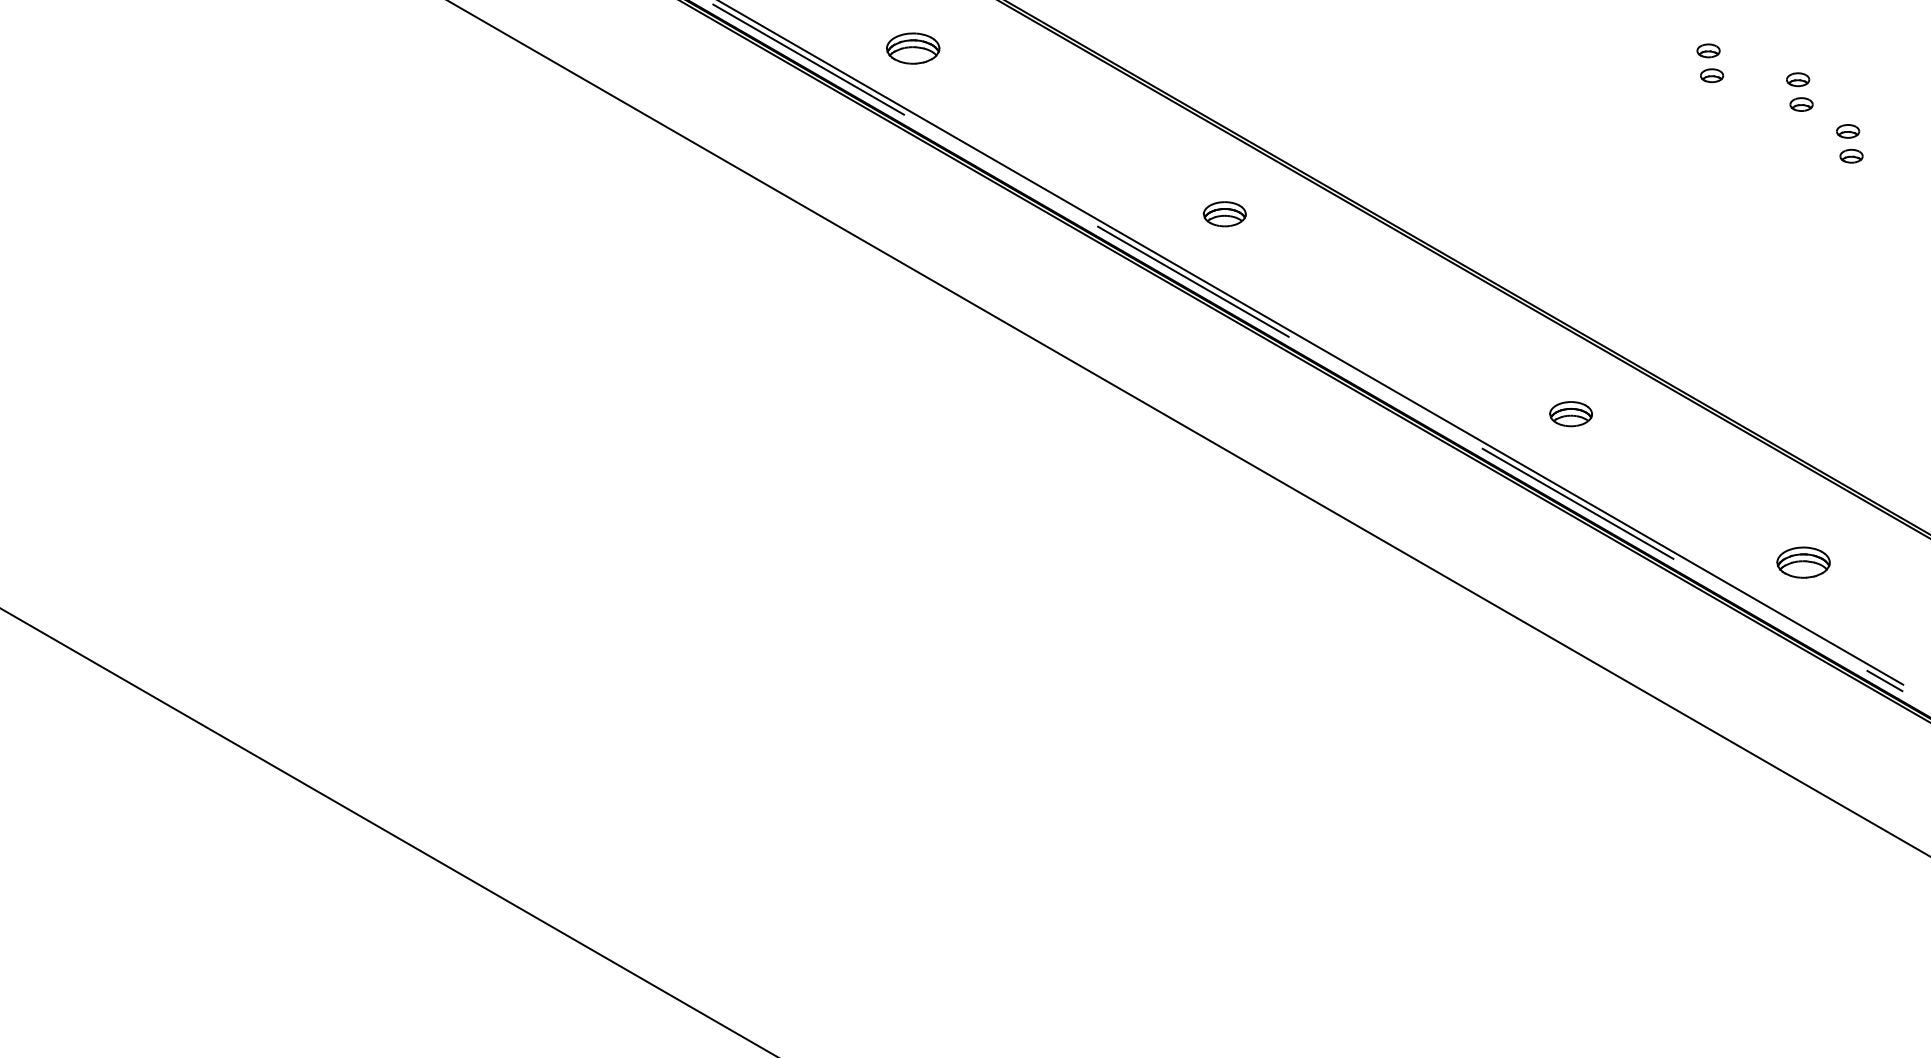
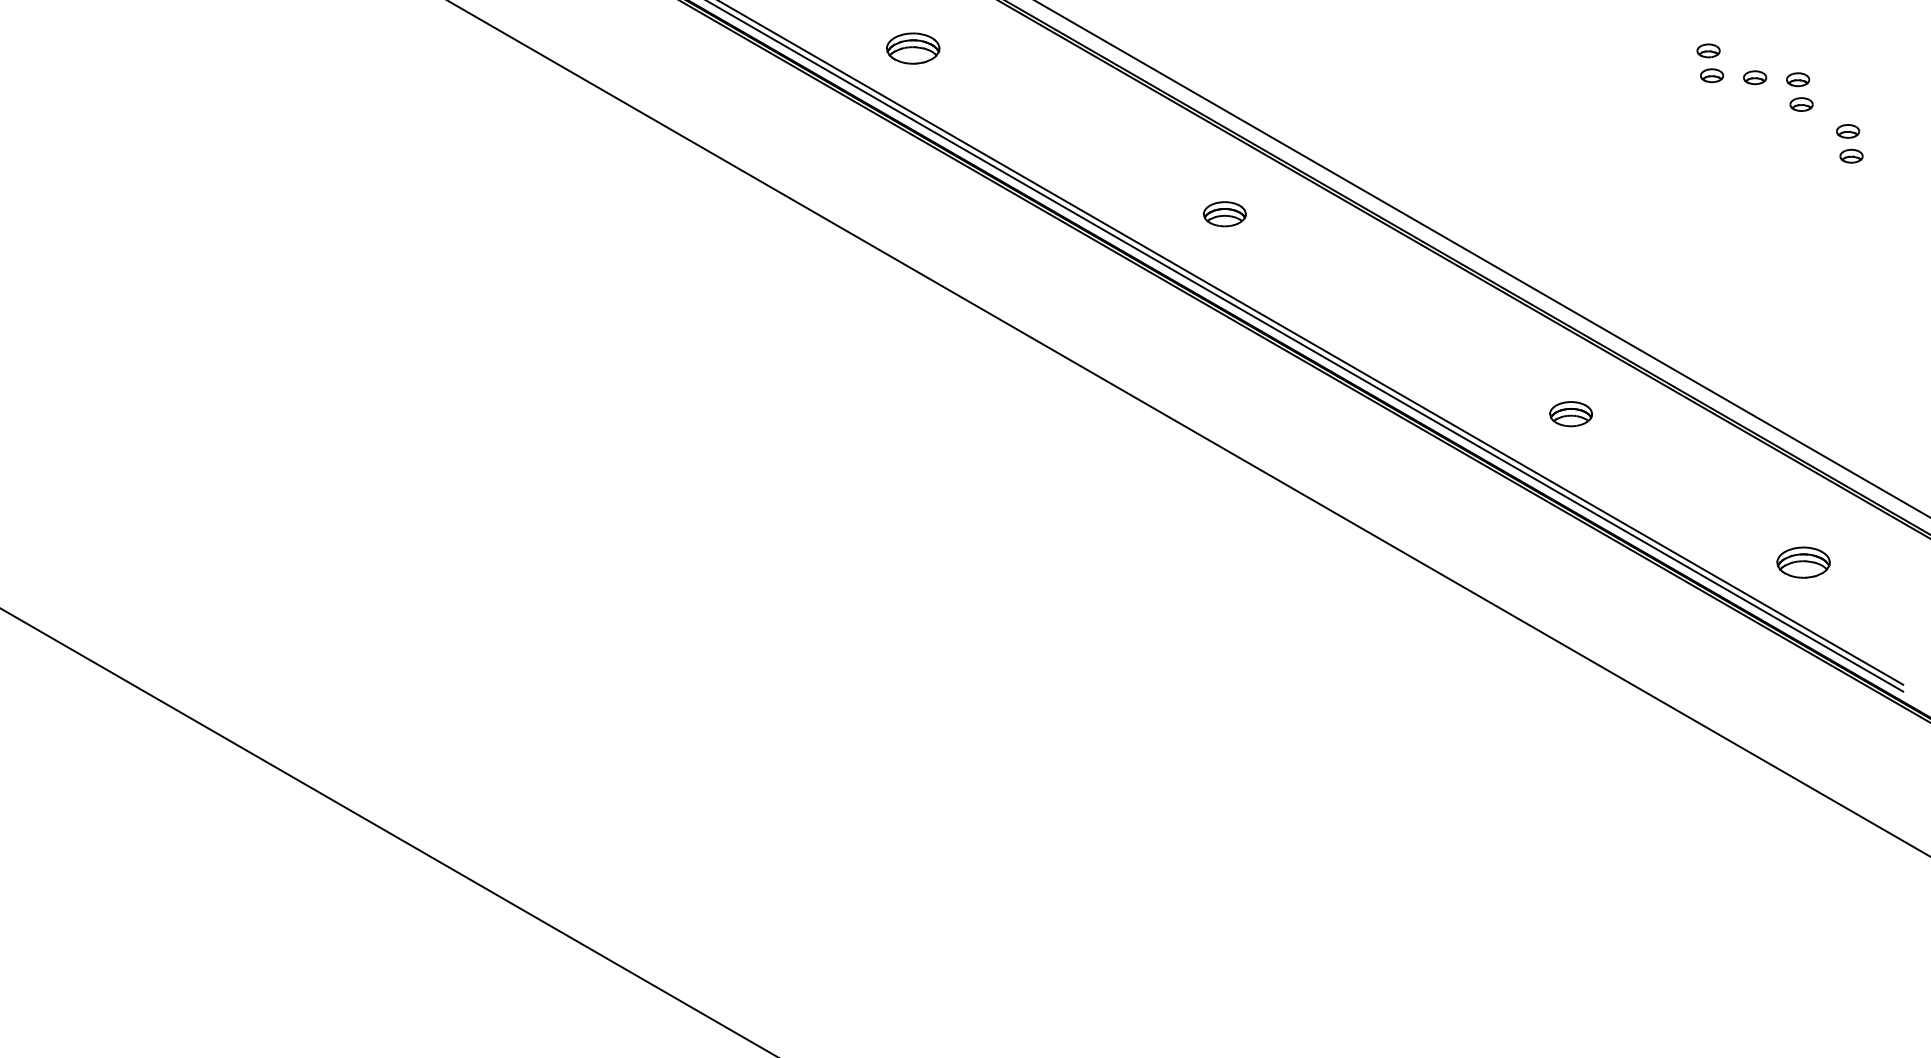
part: none -> present (1755, 77)
line: none -> present (1482, 259)
line: dashed -> solid (1304, 346)
